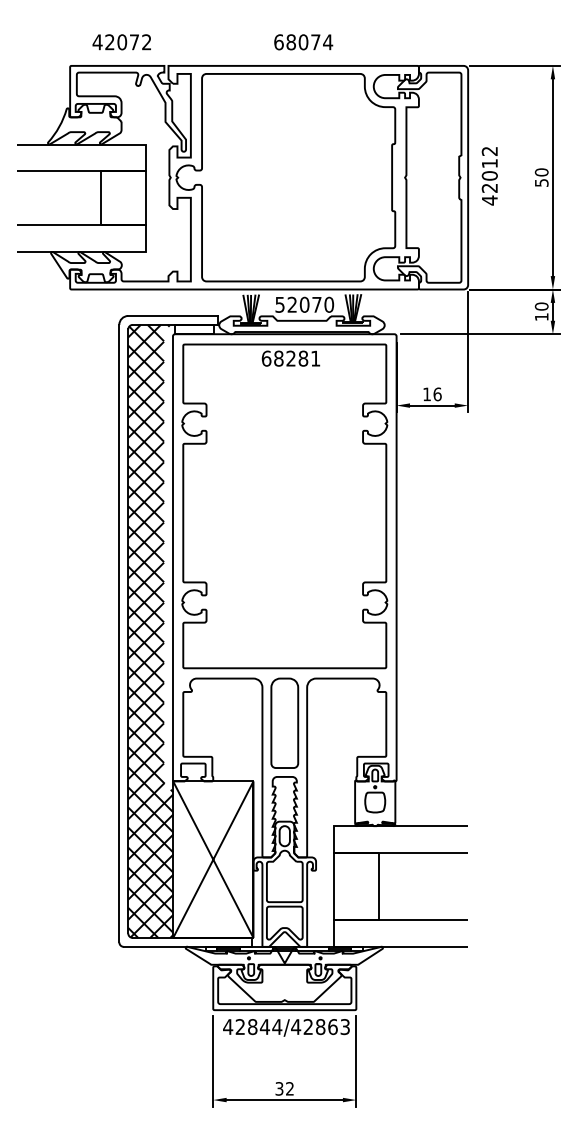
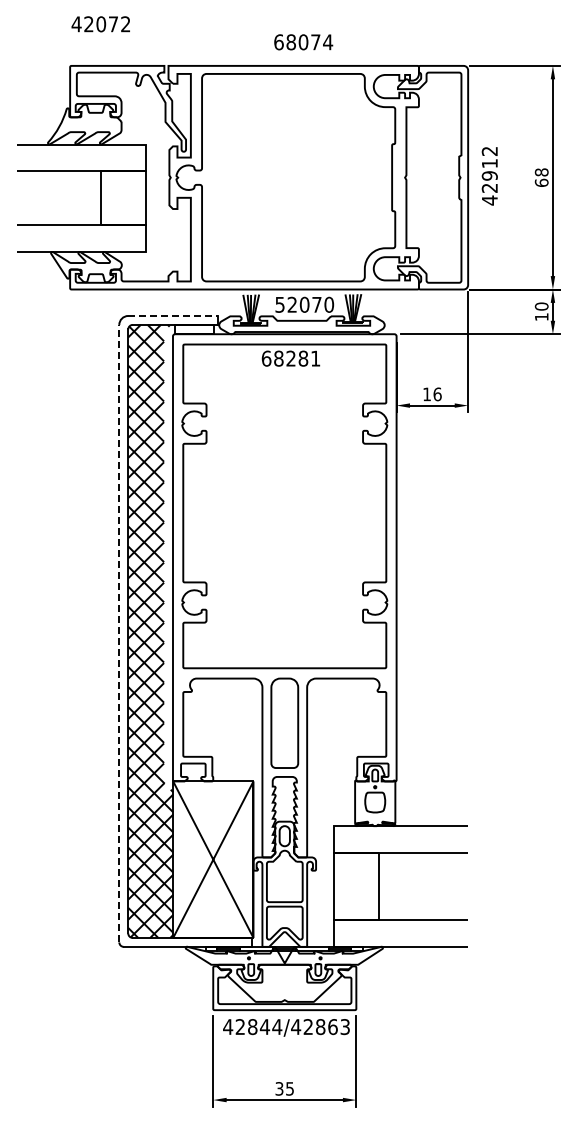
text position: (121, 42) -> (100, 24) (100, 24)
text: 42012 -> 42912 (489, 175)
text: 50 -> 68 (541, 177)
line: solid -> dashed (172, 315)
line: solid -> dashed (119, 633)
text: 32 -> 35 (289, 1088)
